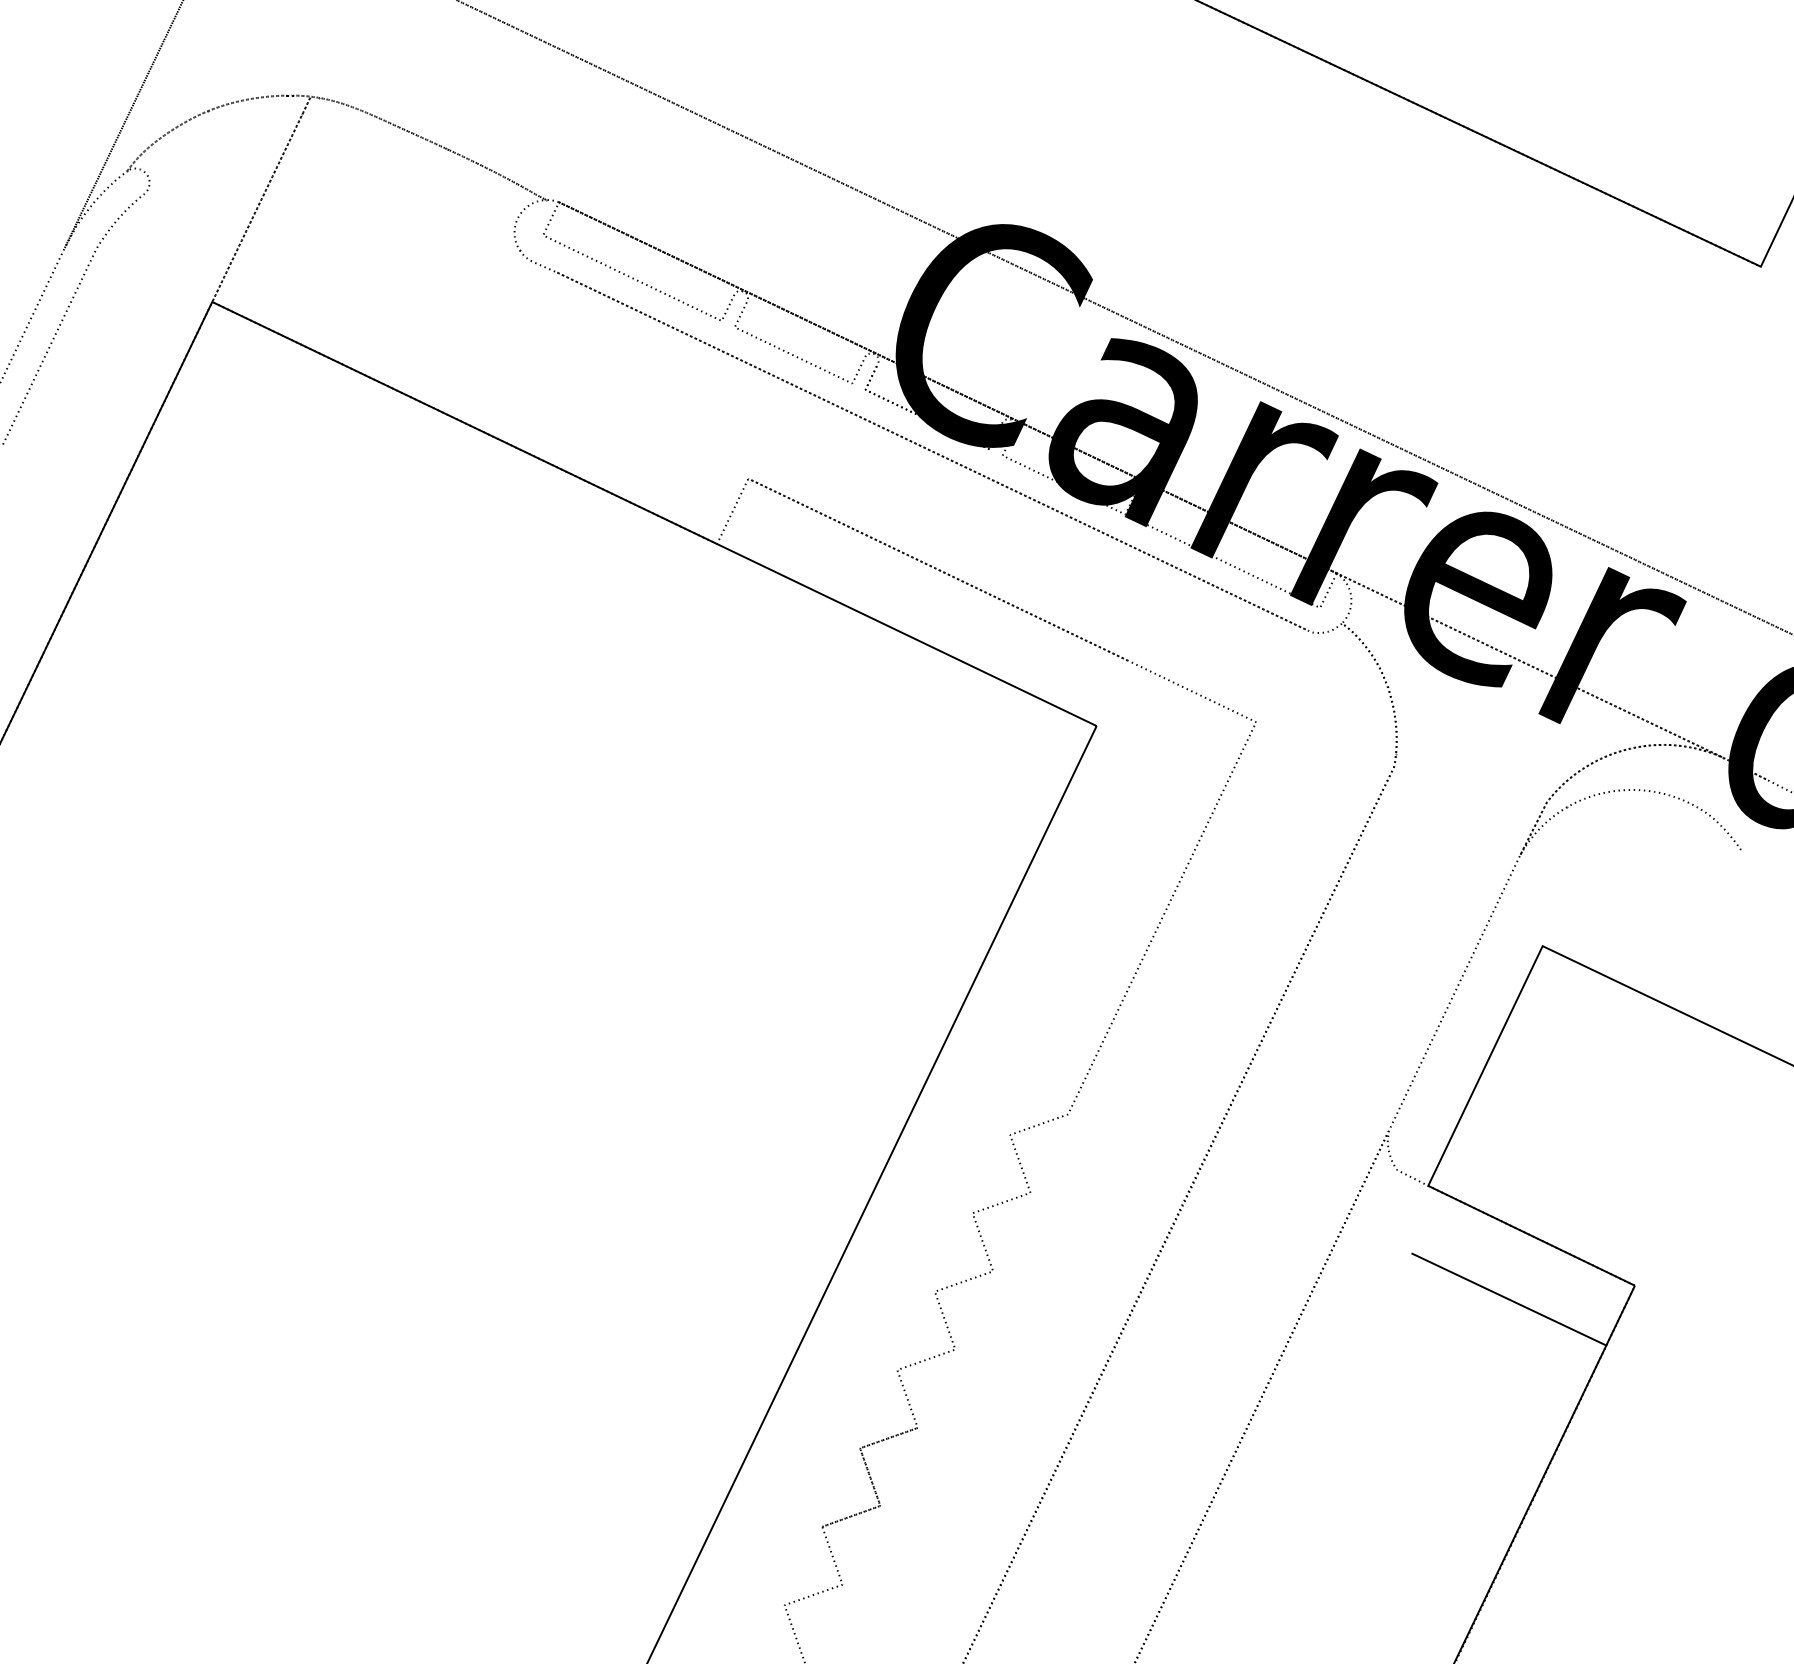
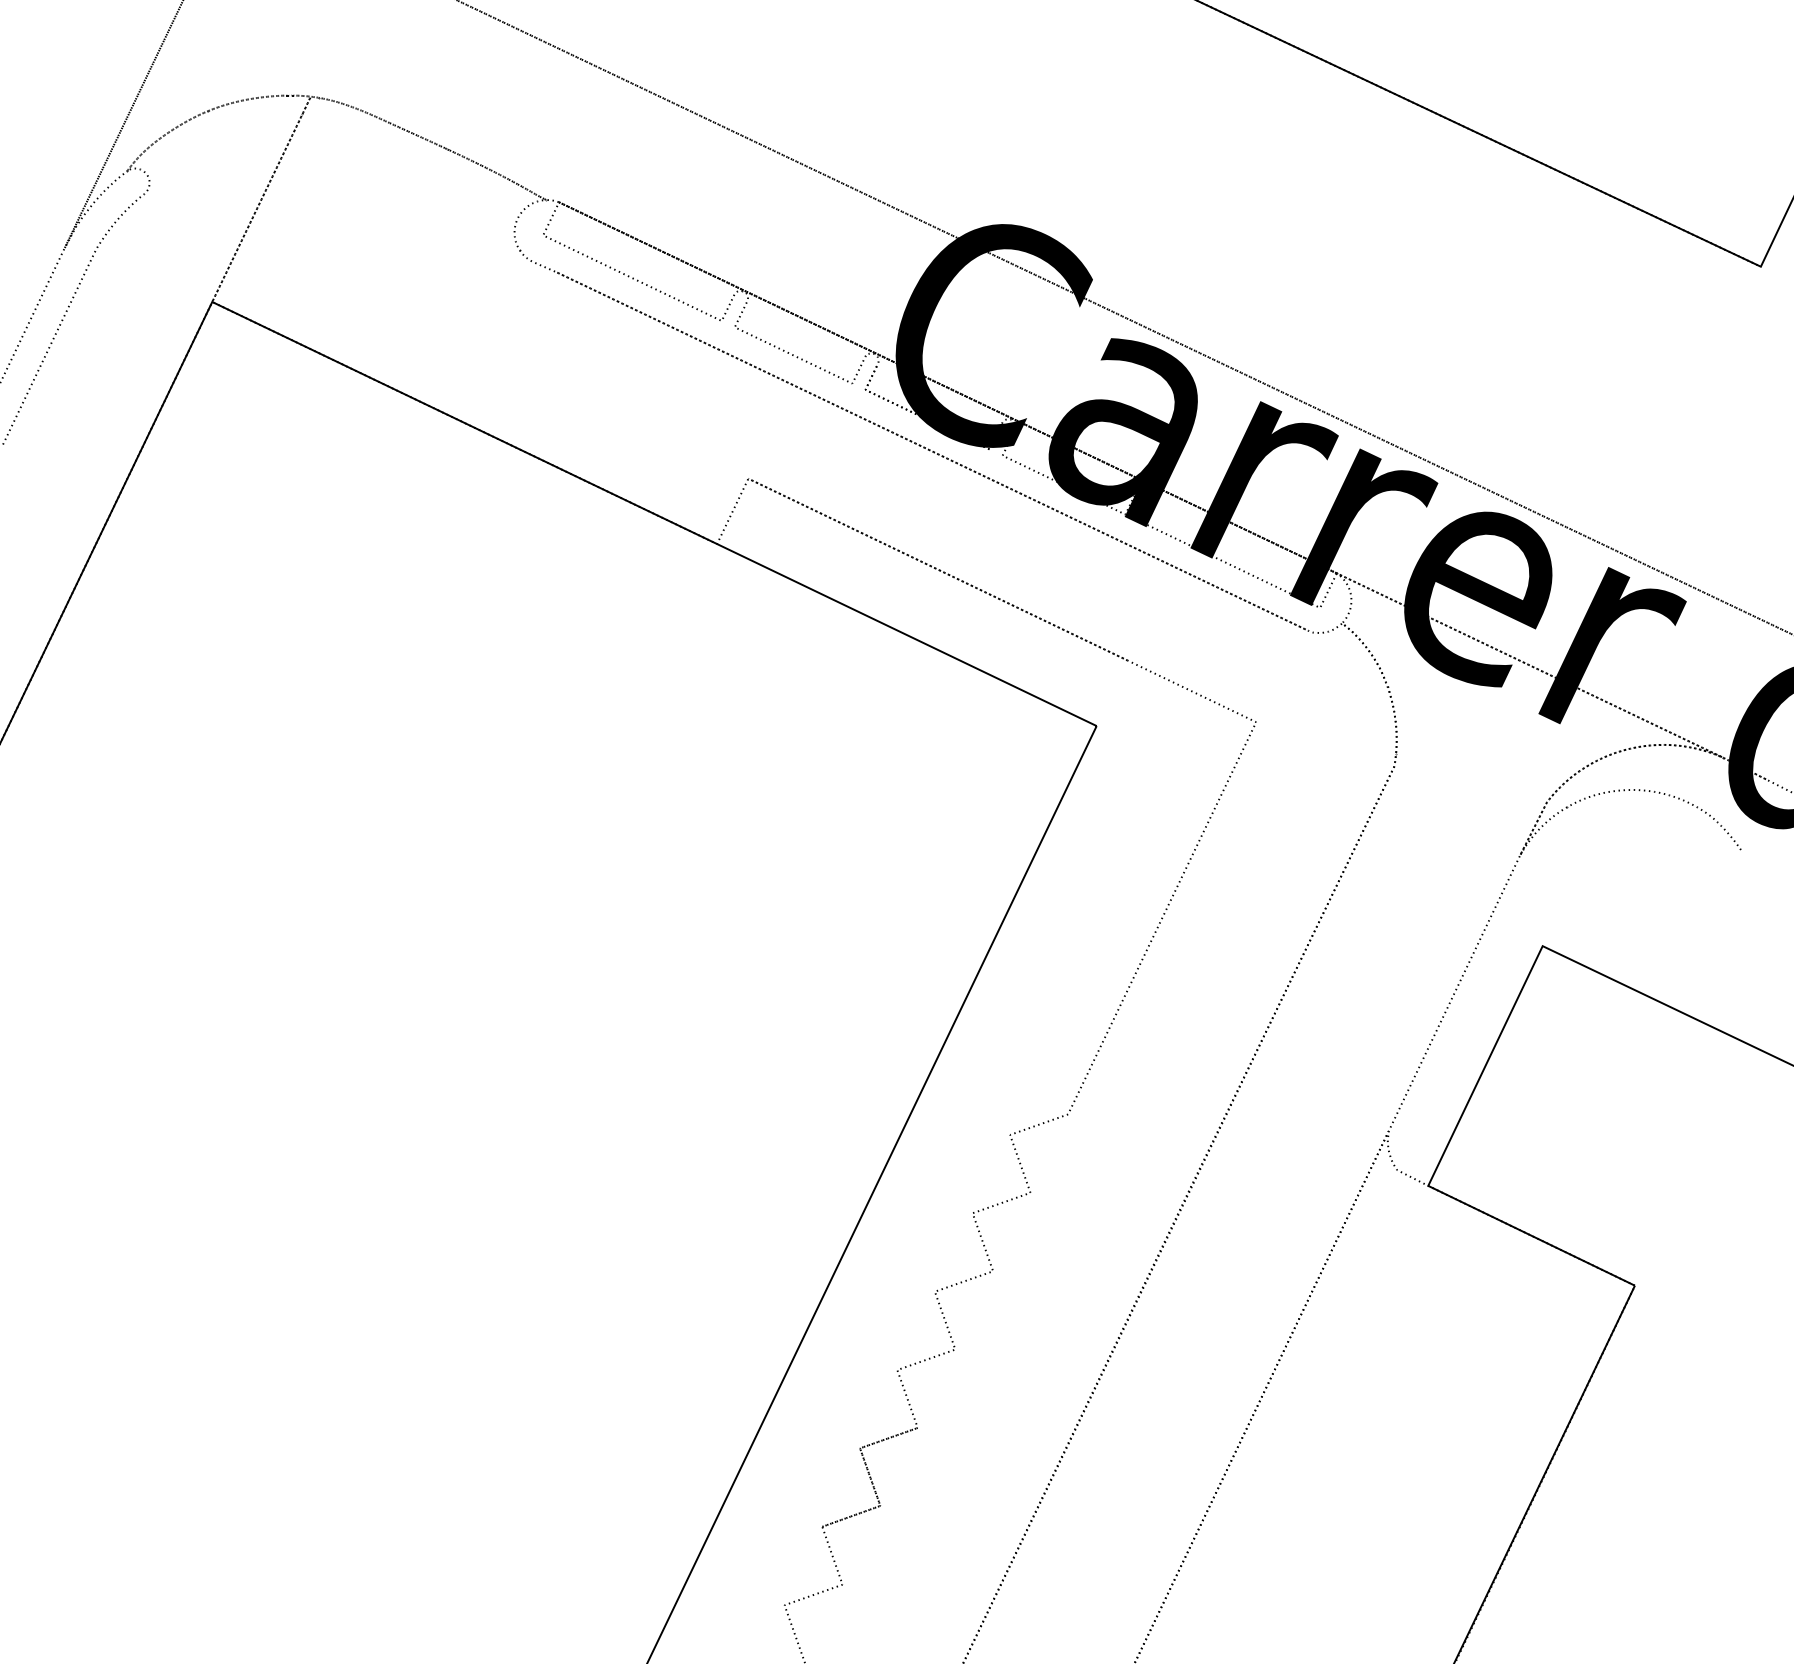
line: present -> none (1509, 1299)
